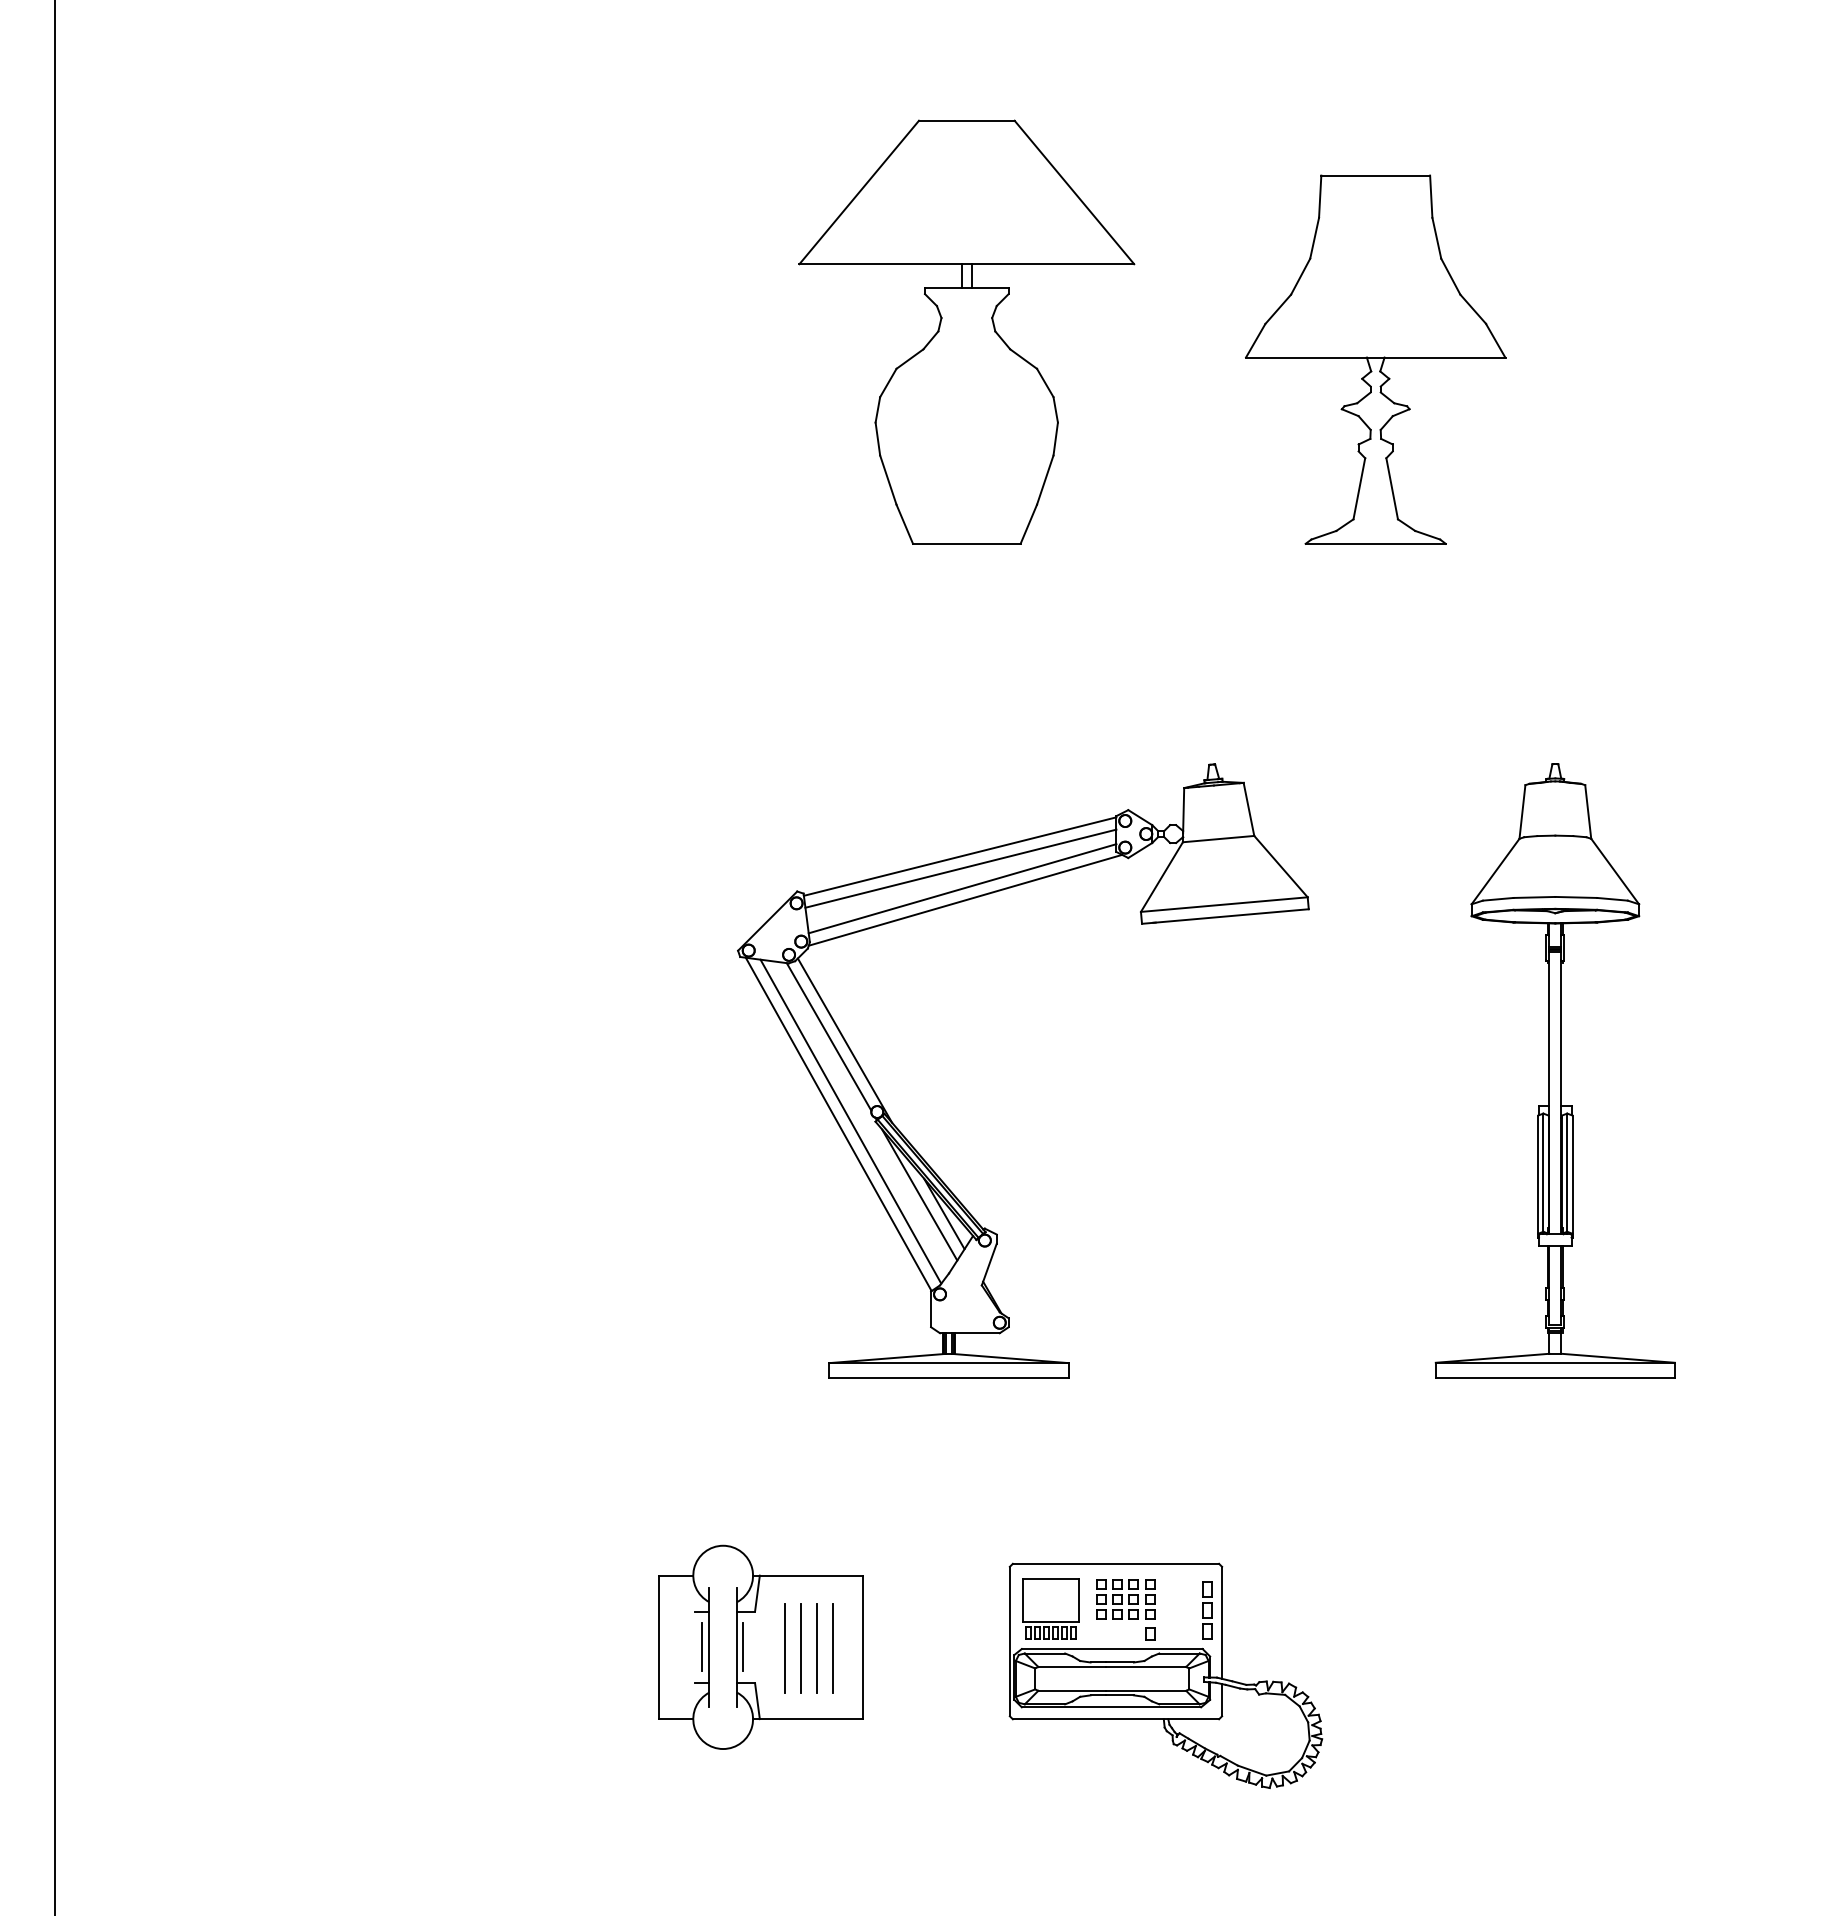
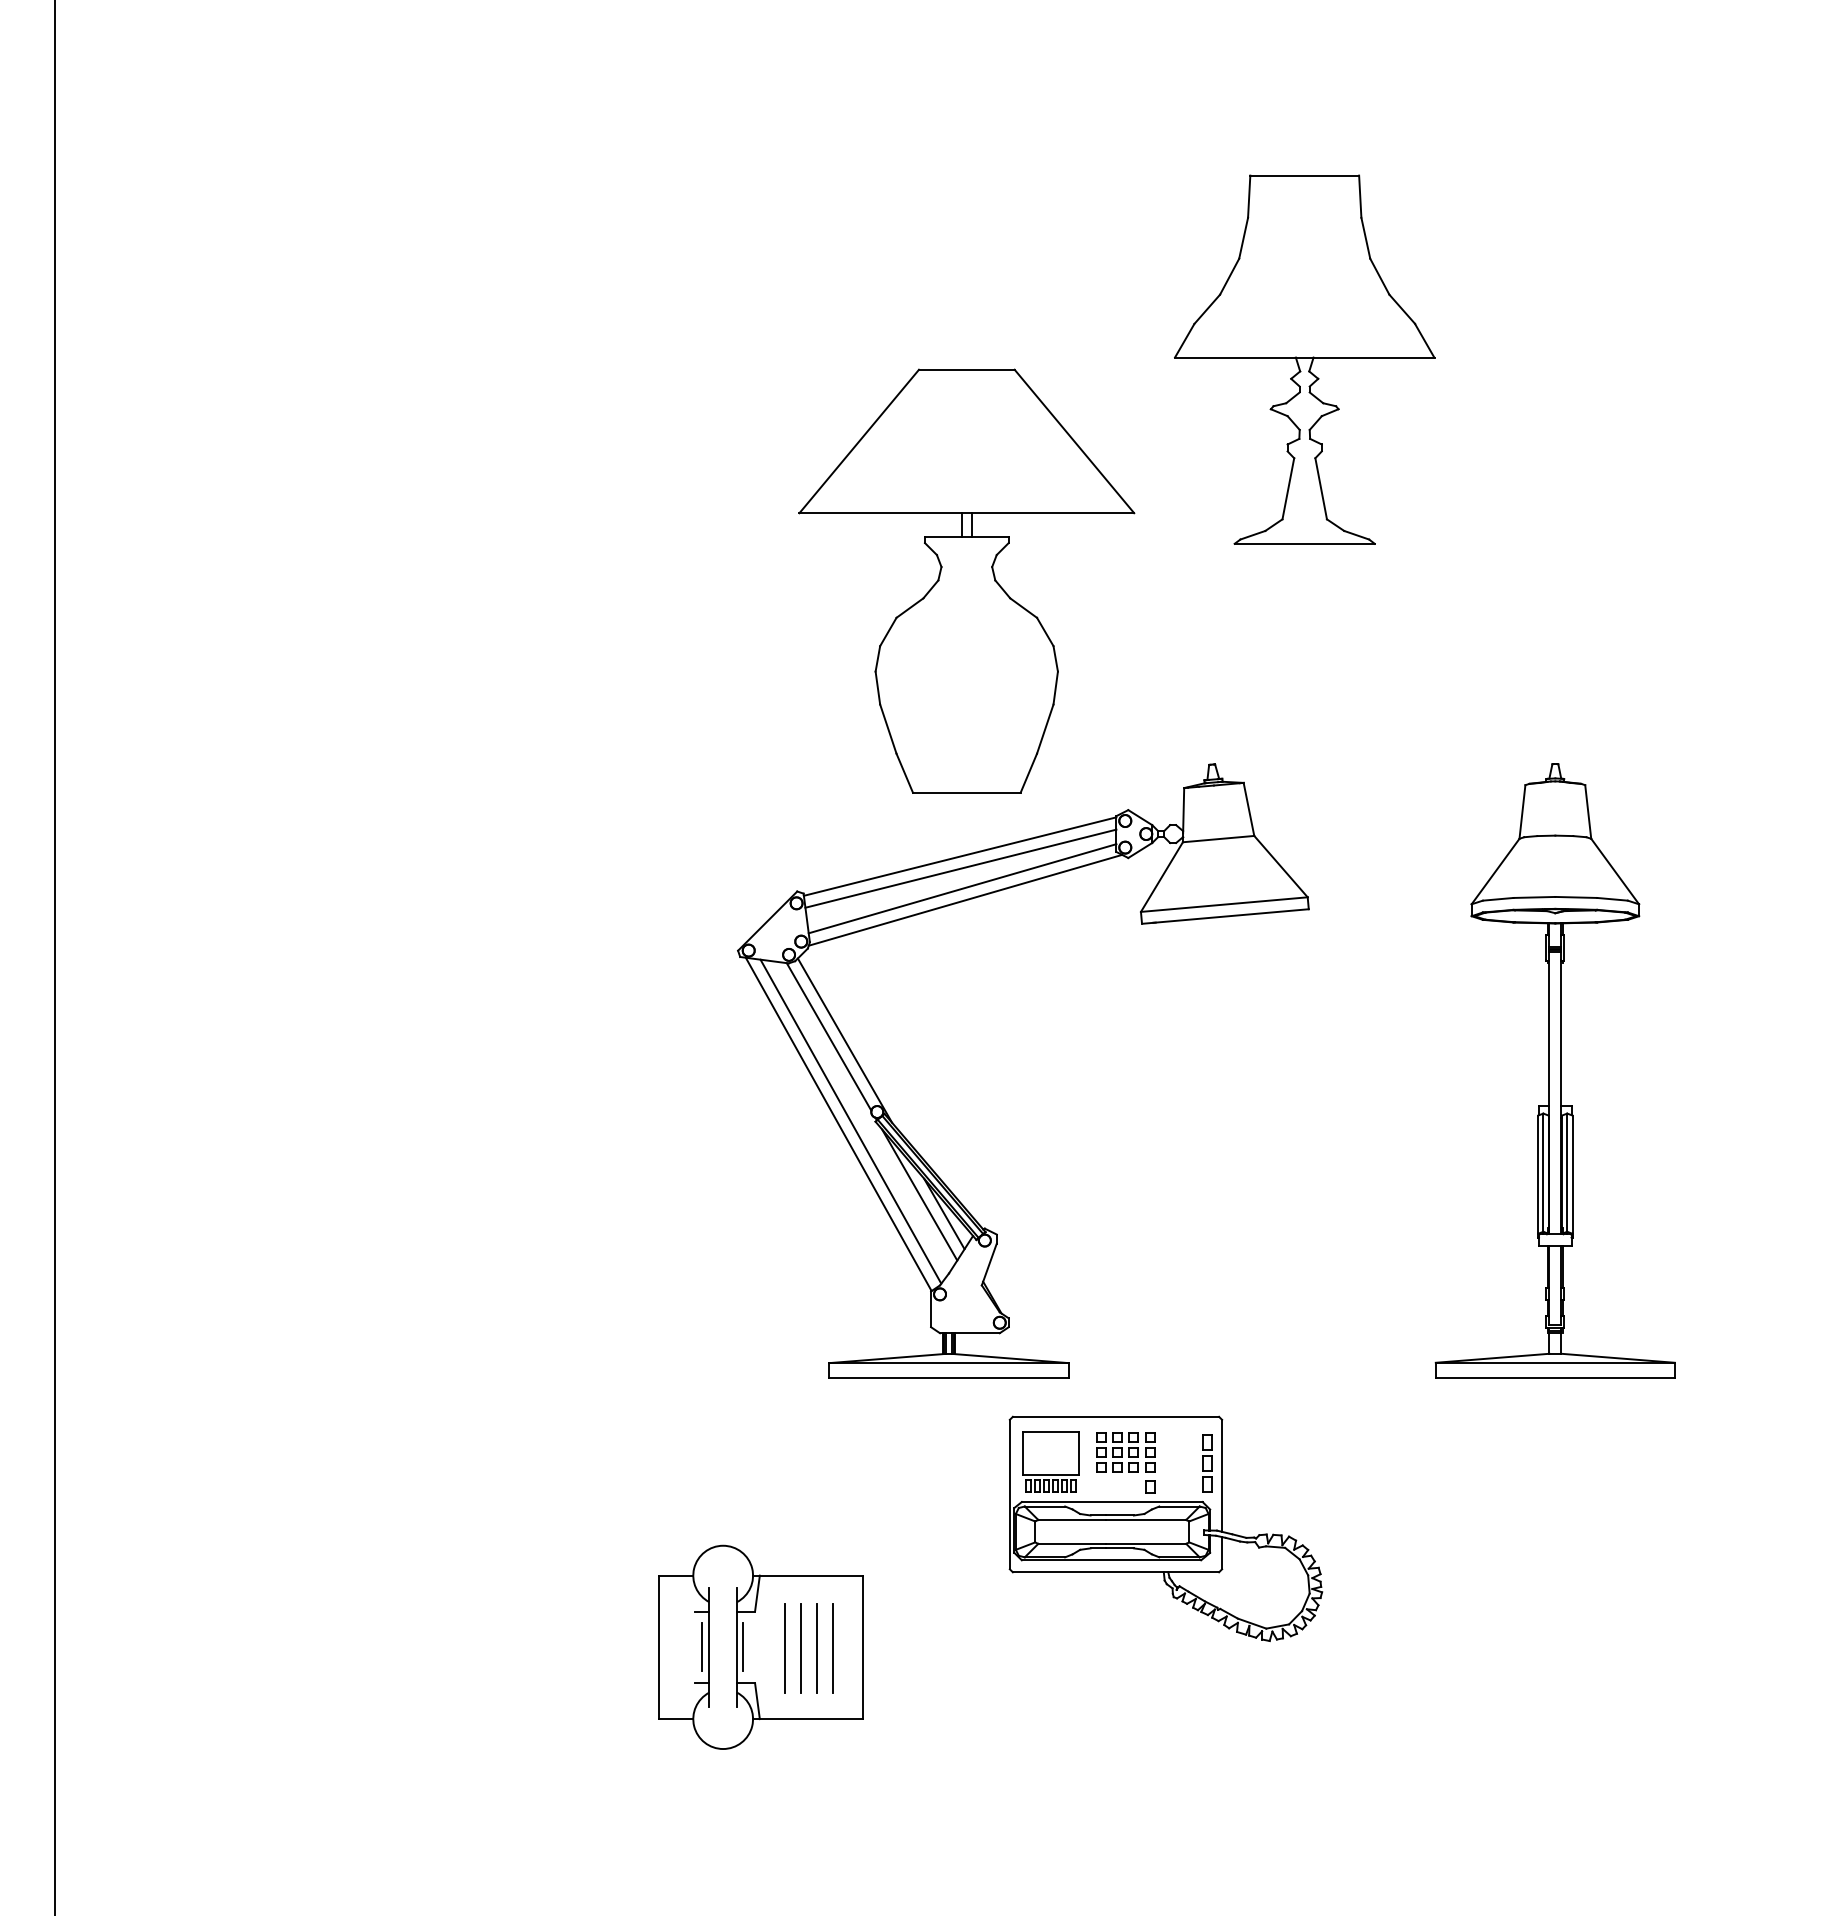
part position: (966, 331) -> (966, 580) (966, 580)
part position: (1375, 359) -> (1304, 359) (1304, 359)
part position: (1165, 1675) -> (1165, 1528) (1165, 1528)
